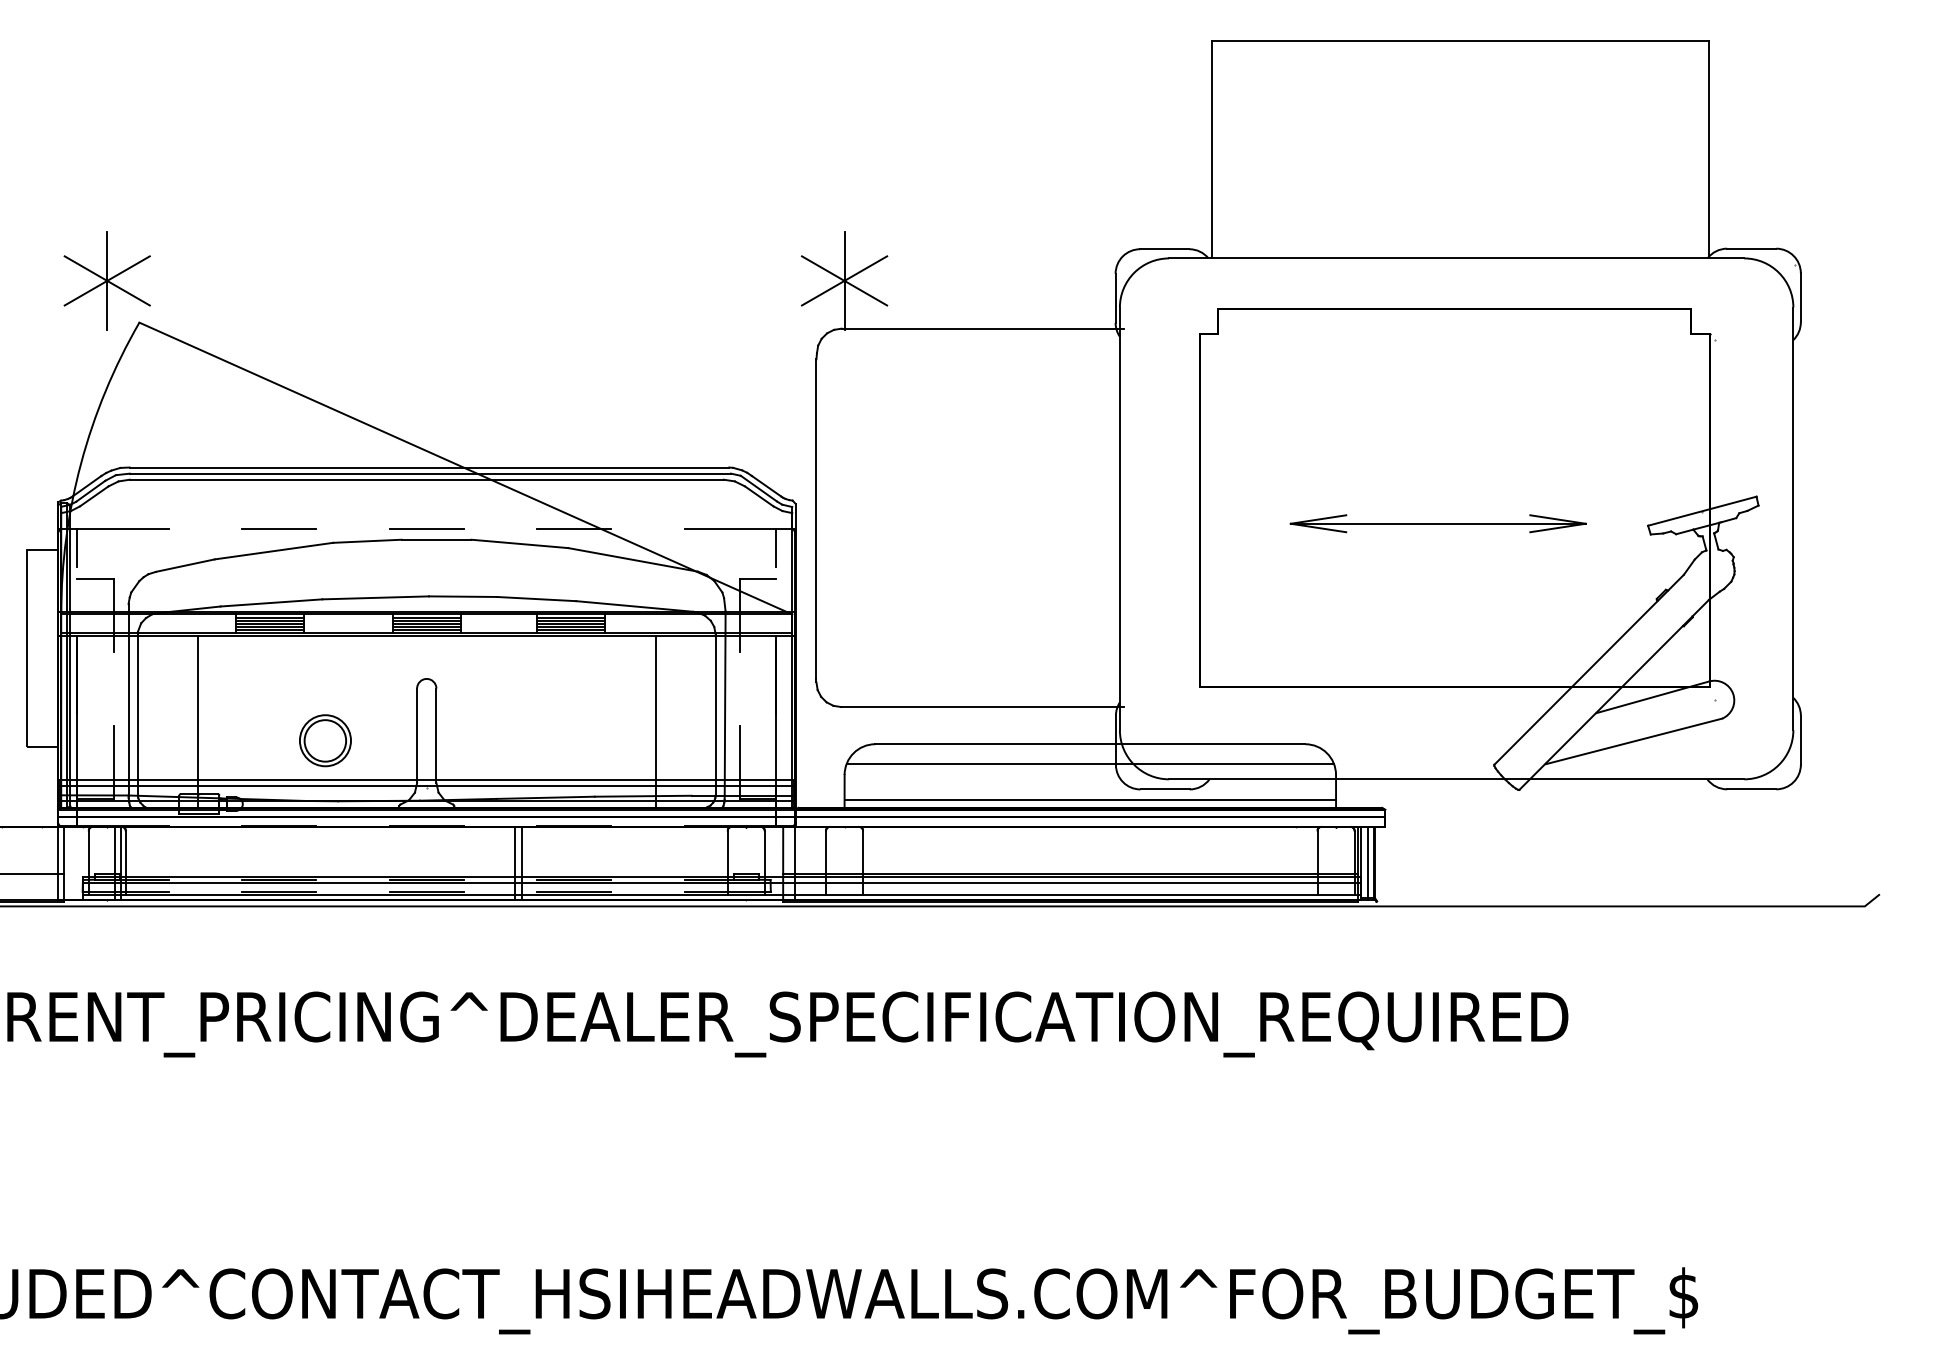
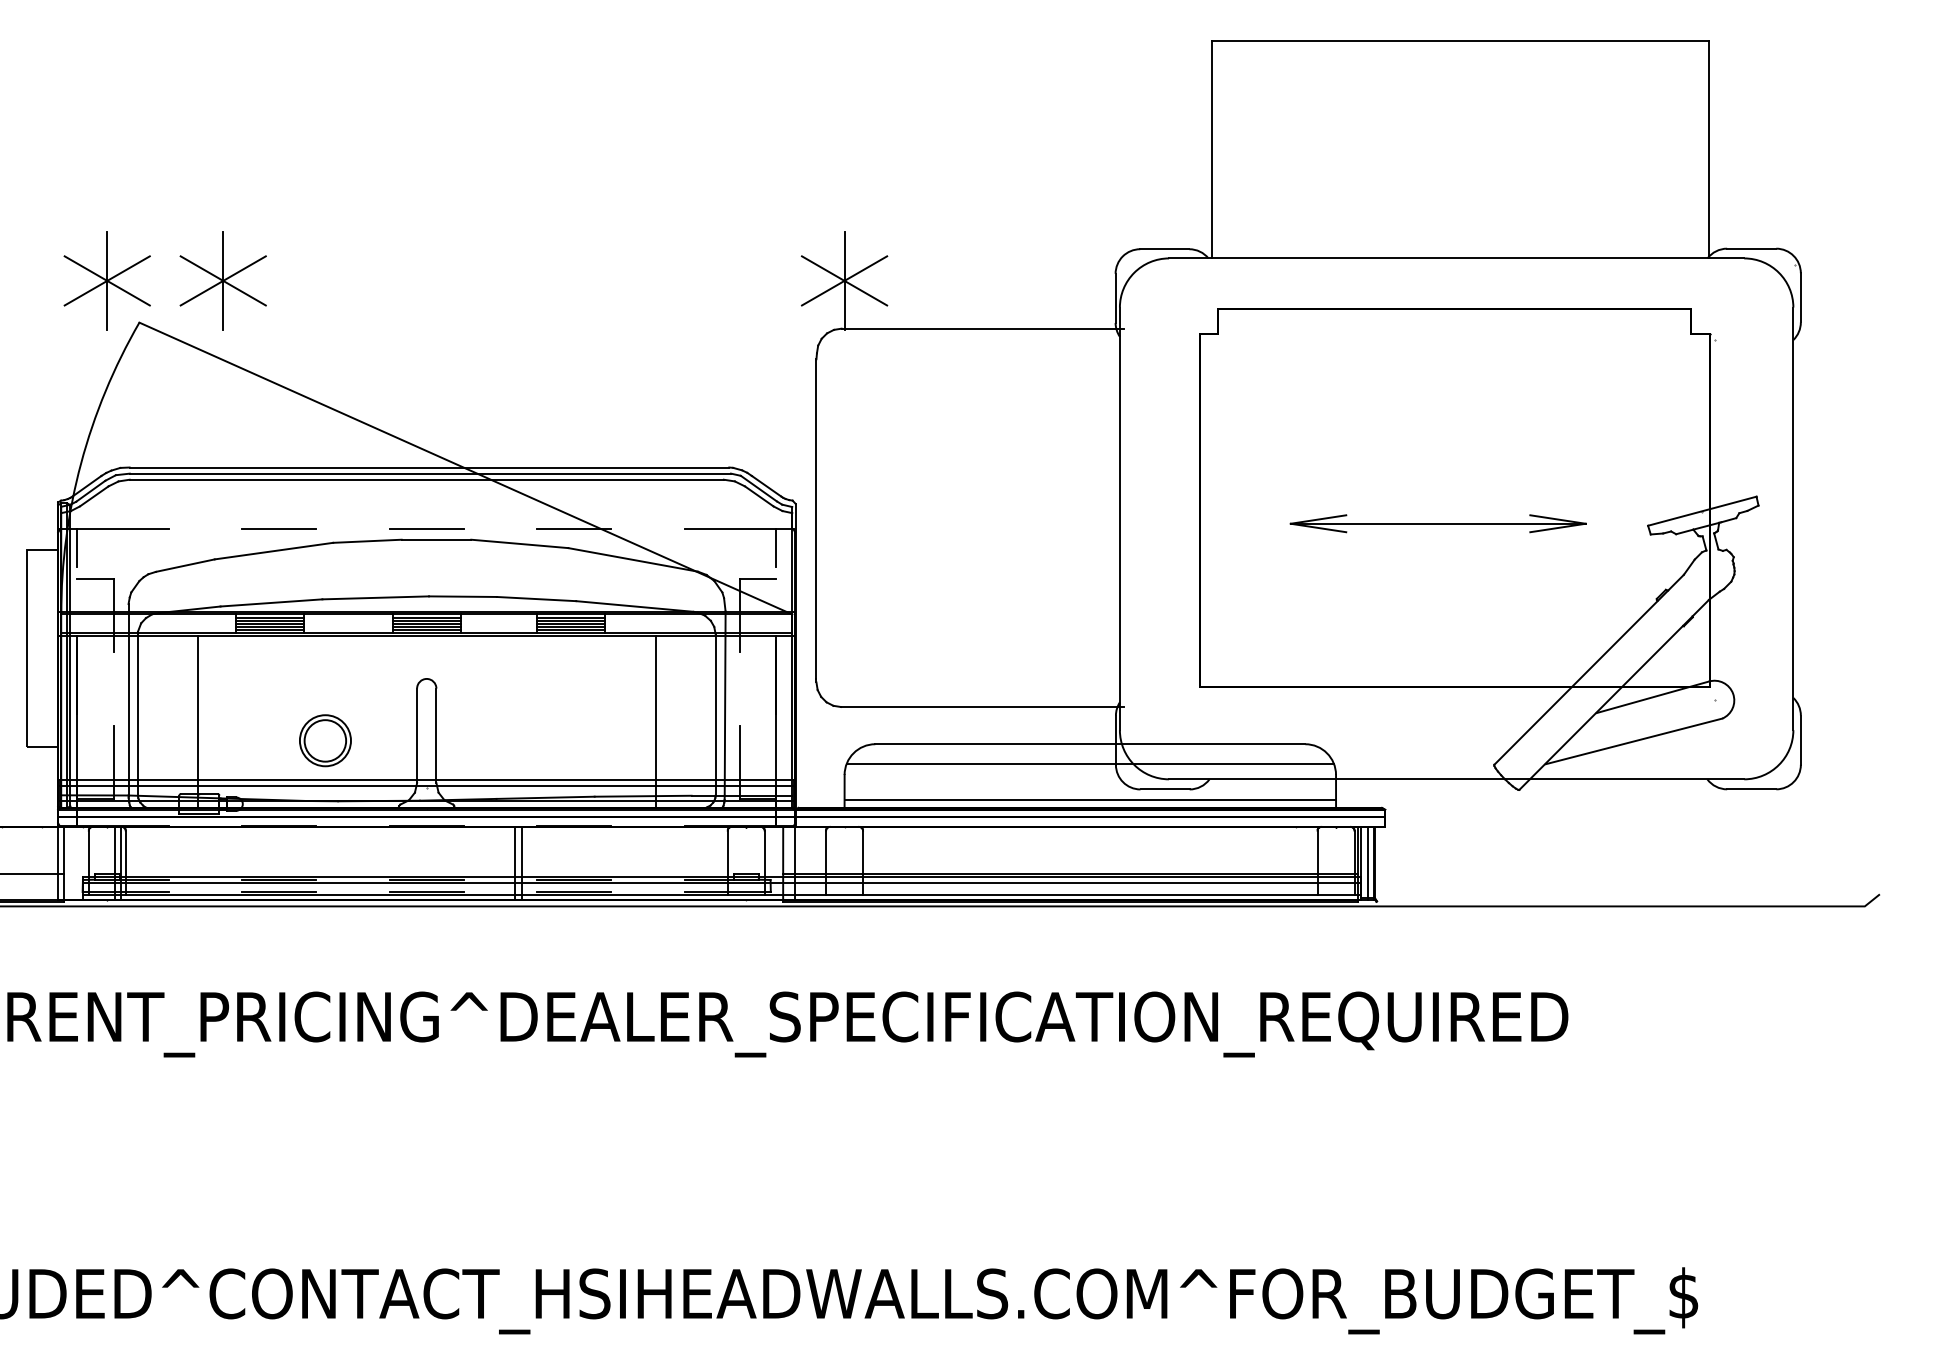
part: none -> present (222, 280)
